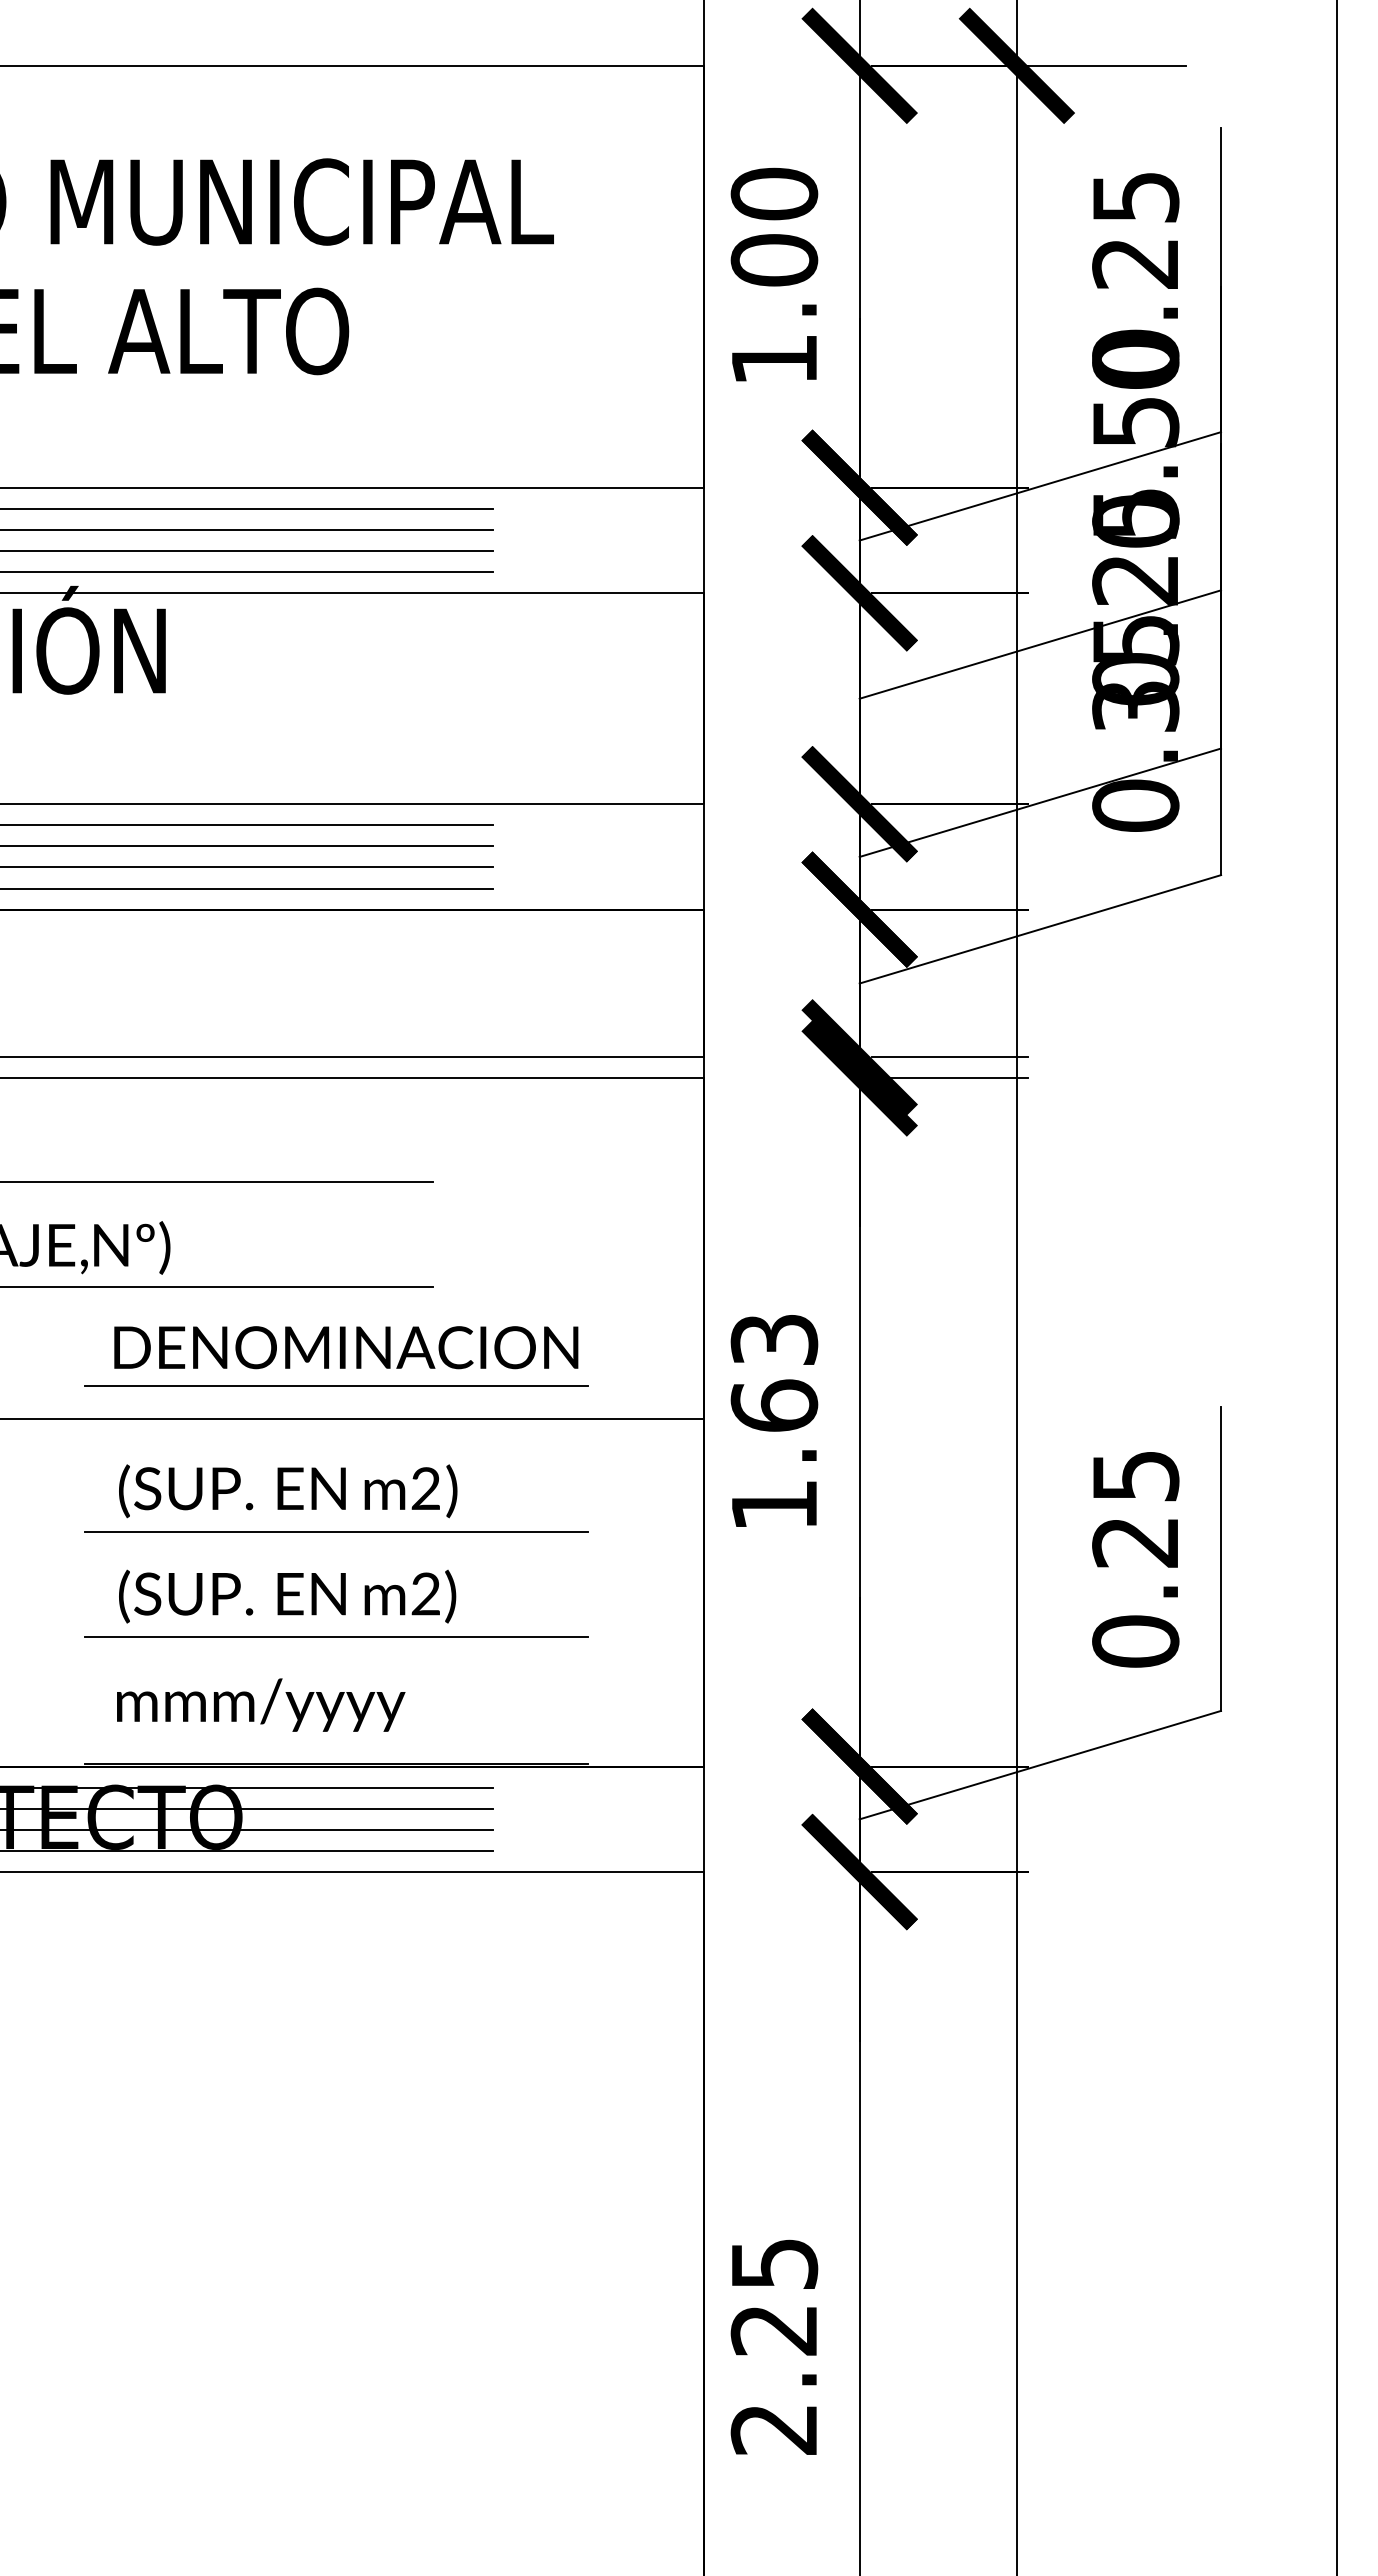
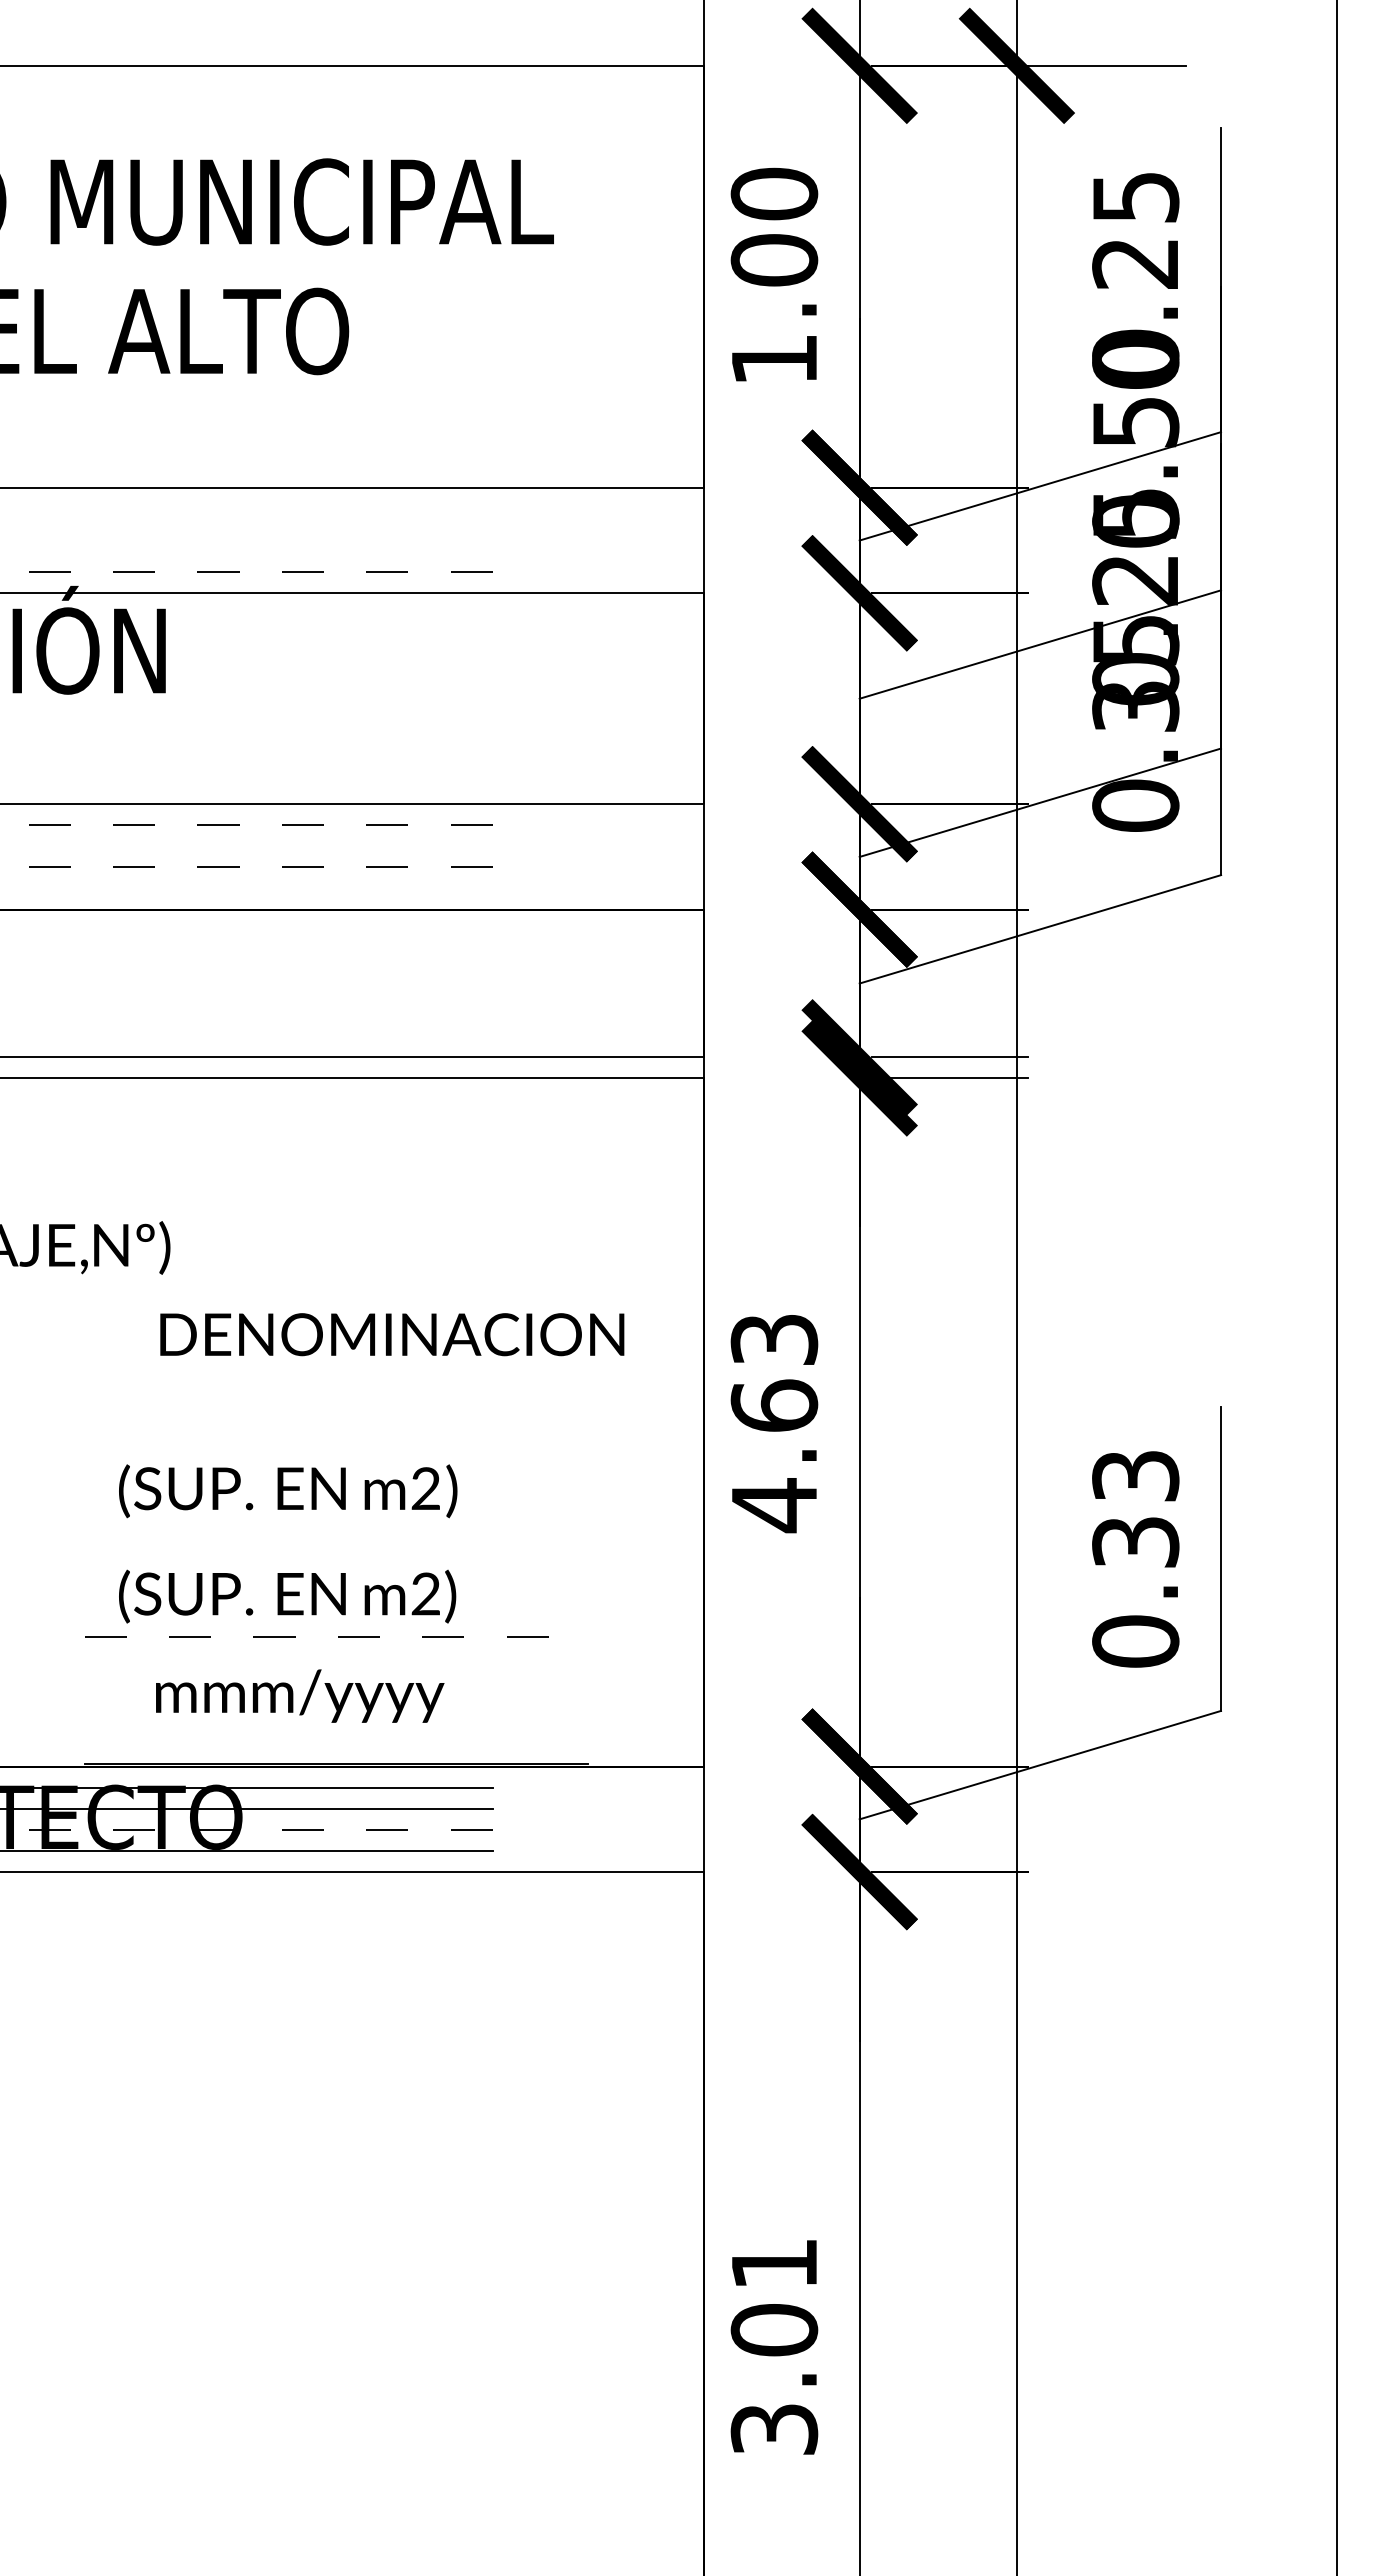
line: present -> none (247, 508)
line: present -> none (247, 529)
line: present -> none (247, 551)
line: solid -> dashed (246, 572)
line: solid -> dashed (246, 825)
line: present -> none (247, 846)
line: solid -> dashed (246, 867)
line: present -> none (247, 888)
line: present -> none (217, 1182)
line: present -> none (217, 1287)
text position: (346, 1347) -> (392, 1334) (392, 1334)
line: present -> none (335, 1386)
line: present -> none (352, 1418)
text: 1.63 -> 4.63 (774, 1505)
text: 0.25 -> 0.33 (1135, 1509)
line: present -> none (335, 1532)
line: solid -> dashed (336, 1637)
text position: (261, 1704) -> (300, 1695) (300, 1695)
line: solid -> dashed (246, 1829)
text: 2.25 -> 3.01 (774, 2346)
